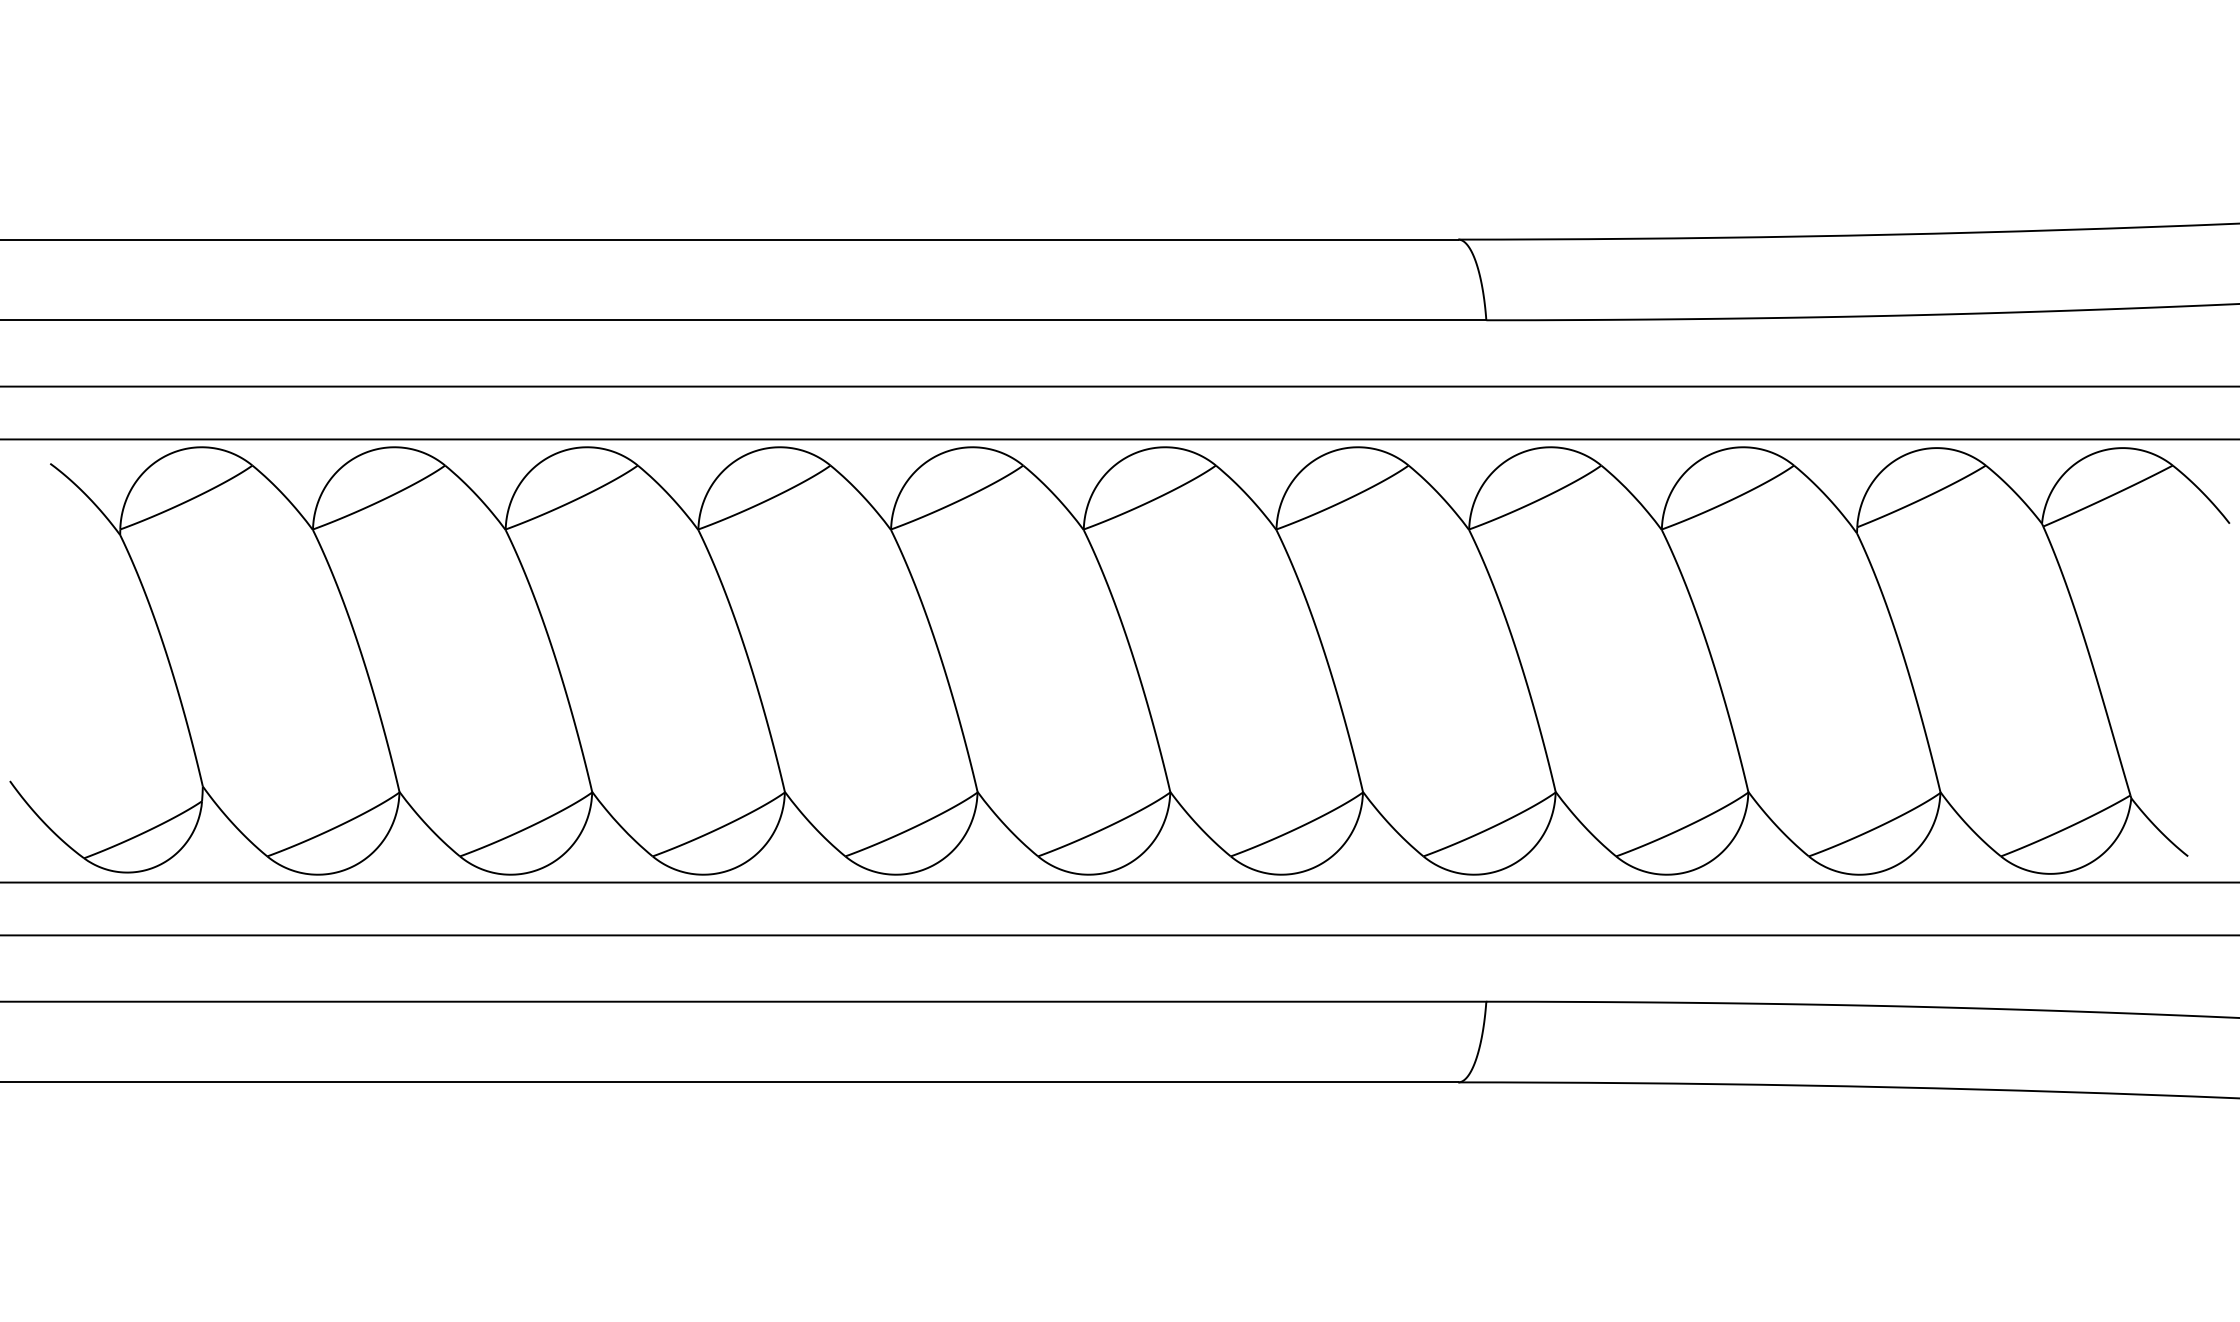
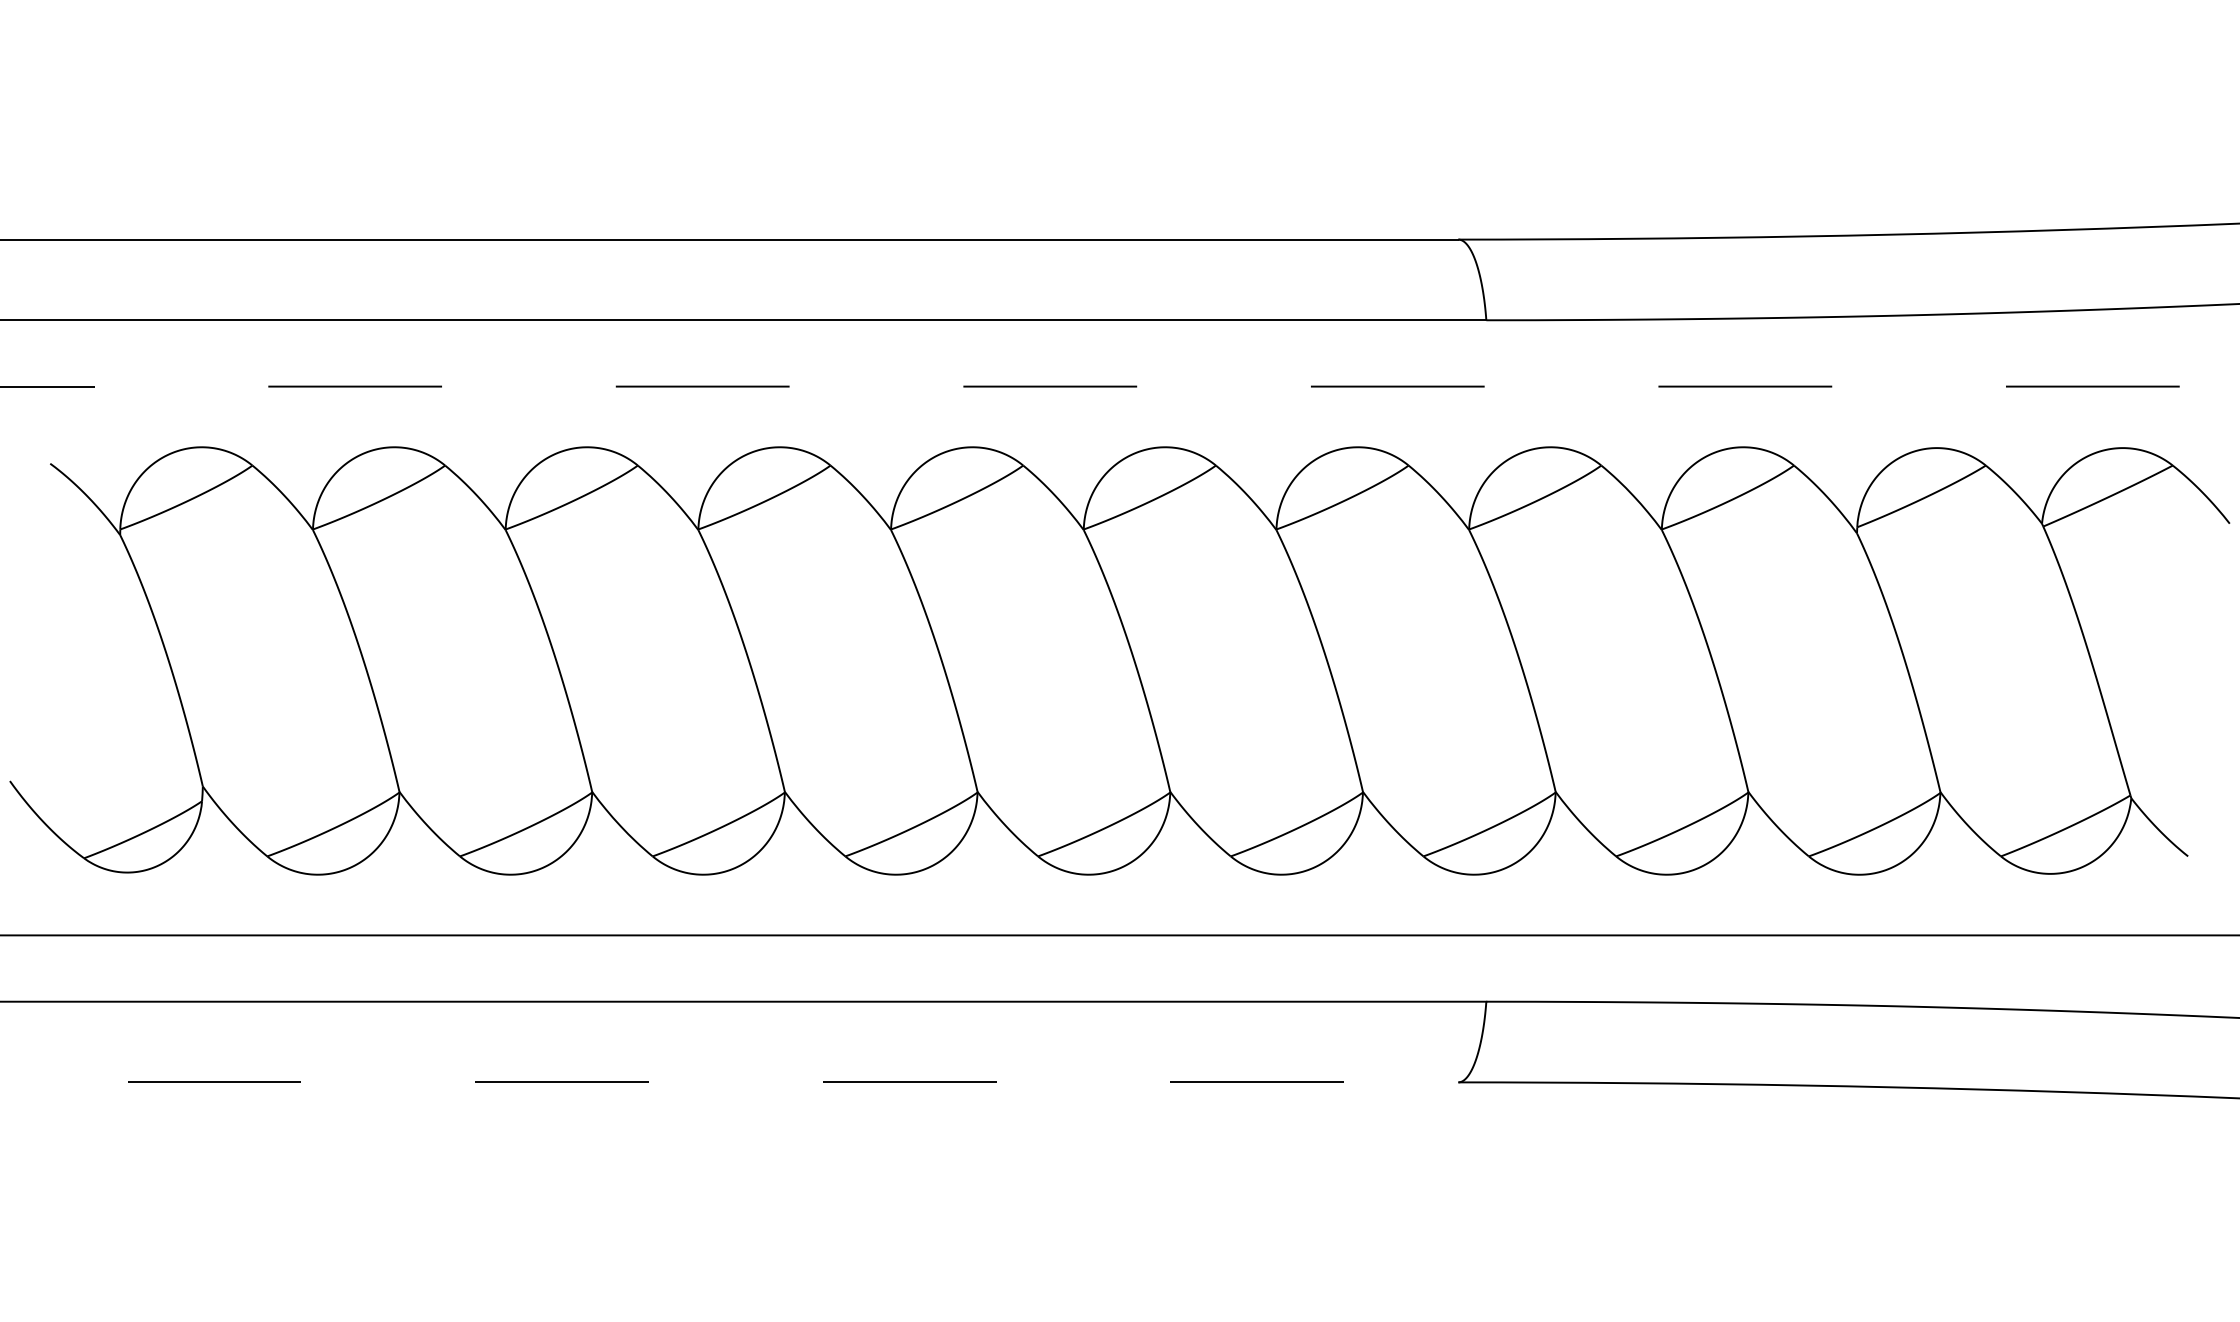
line: solid -> dashed (1120, 386)
line: present -> none (1119, 439)
line: present -> none (1119, 882)
line: solid -> dashed (729, 1082)
